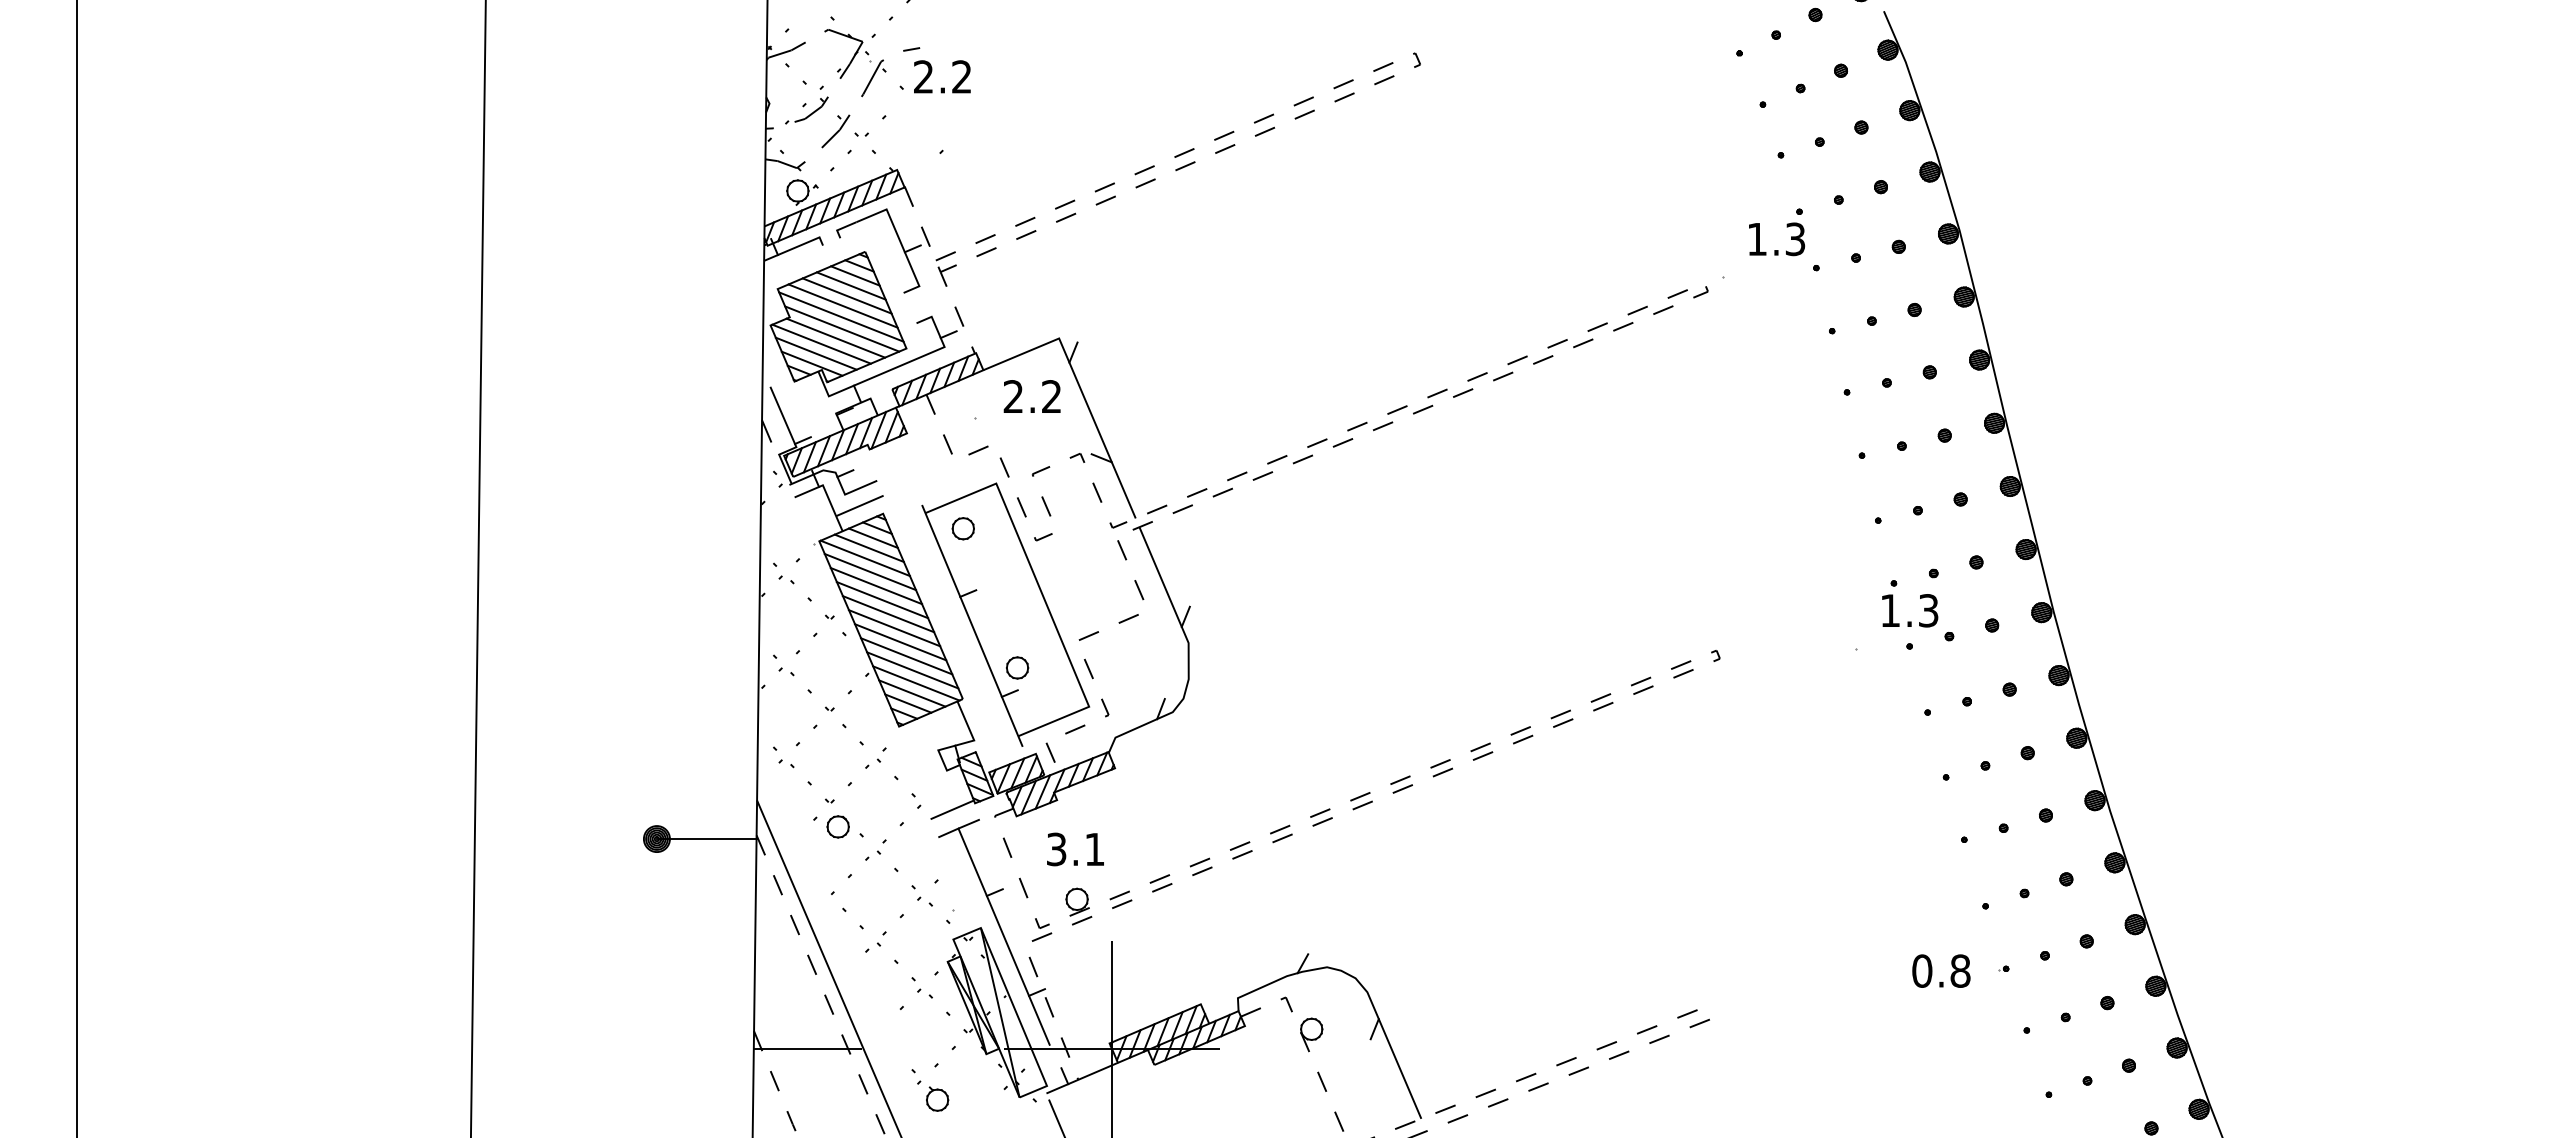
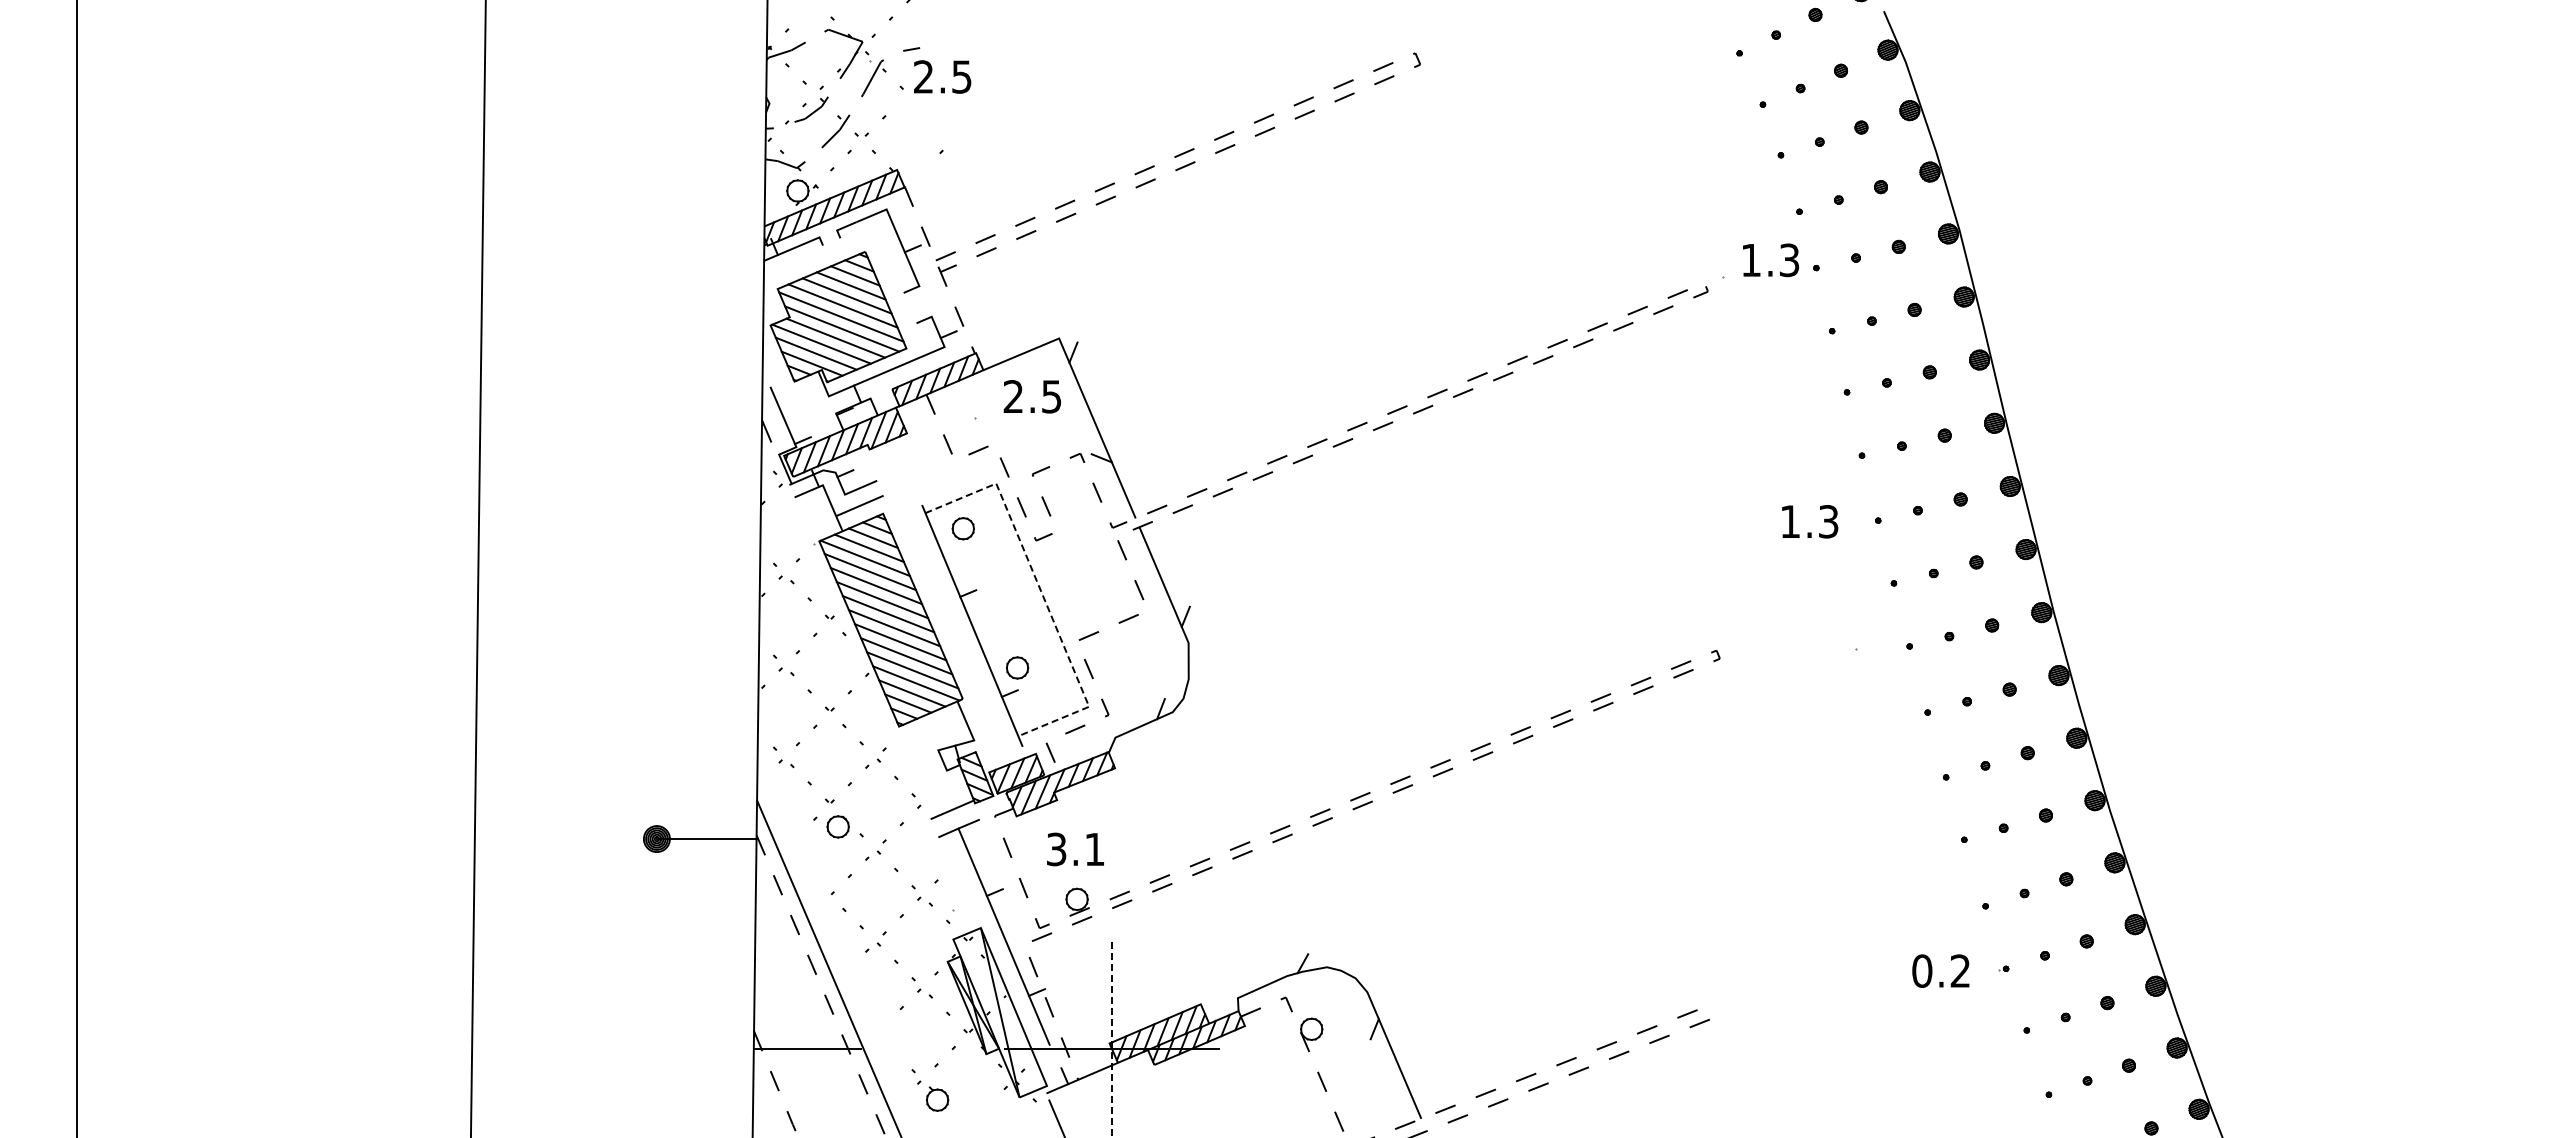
text: 2.2 -> 2.5 (961, 76)
text position: (1777, 239) -> (1771, 260) (1771, 260)
text: 2.2 -> 2.5 (1051, 396)
line: solid -> dashed (1042, 595)
text position: (1910, 610) -> (1810, 521) (1810, 521)
text: 0.8 -> 0.2 (1960, 970)
line: solid -> dashed (1111, 1038)
